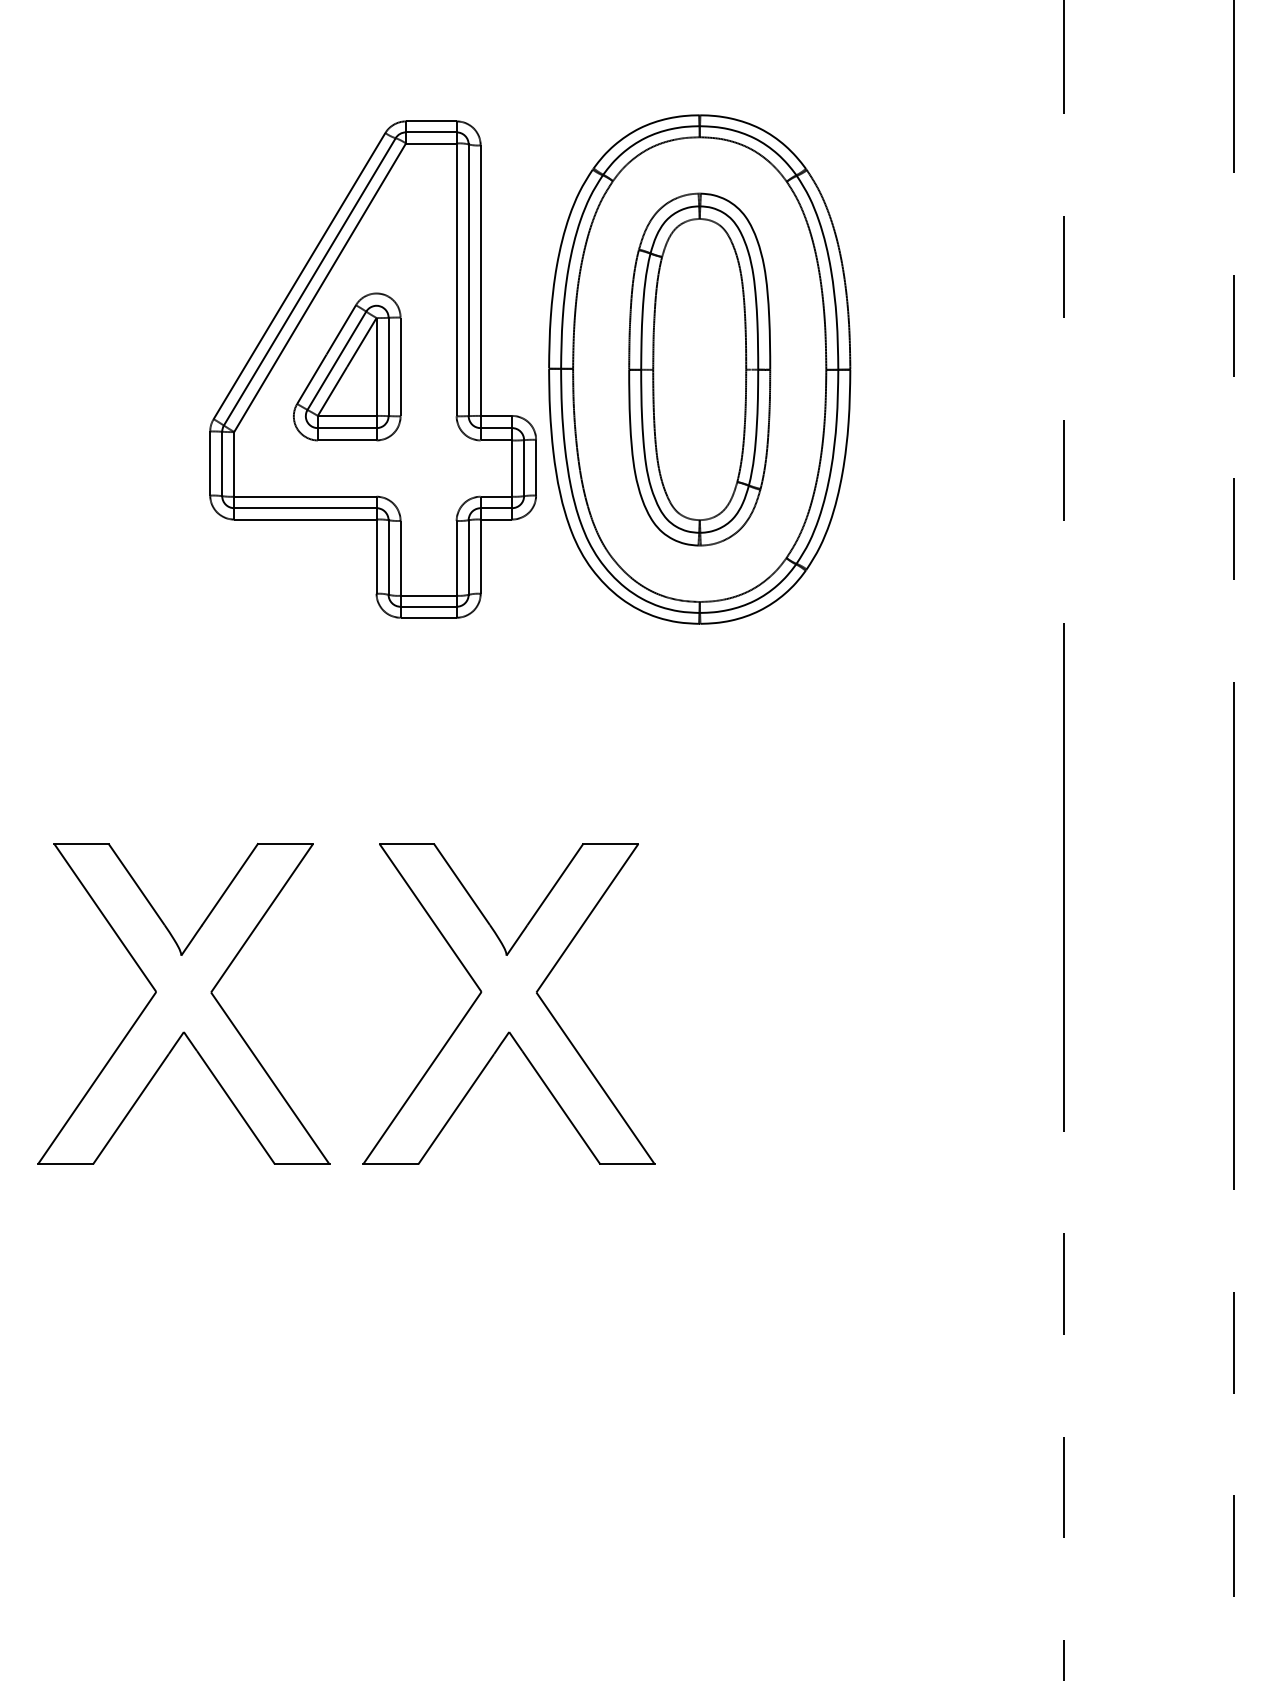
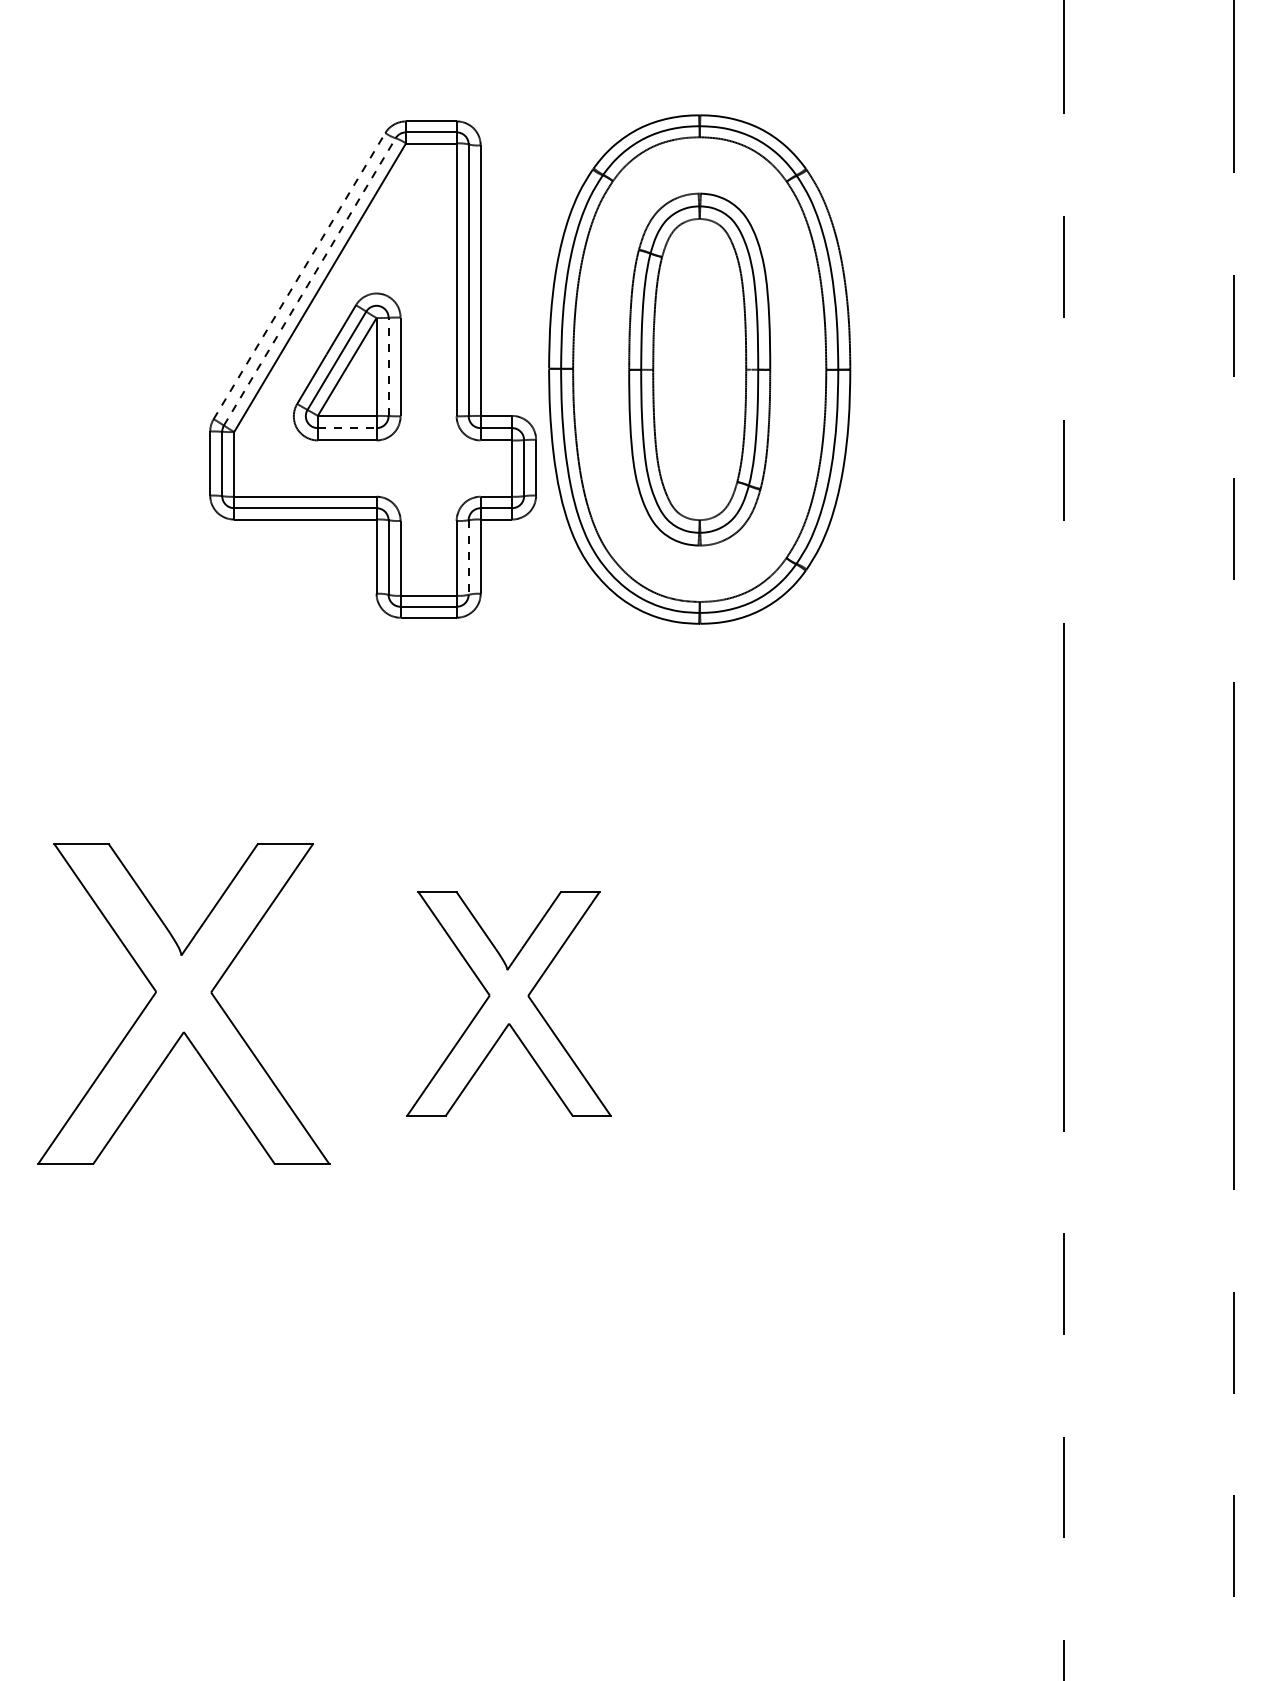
line: solid -> dashed (299, 276)
line: solid -> dashed (309, 281)
line: solid -> dashed (388, 366)
line: solid -> dashed (347, 428)
line: solid -> dashed (468, 557)
part size: 294x322 px -> 206x226 px (508, 1003)
